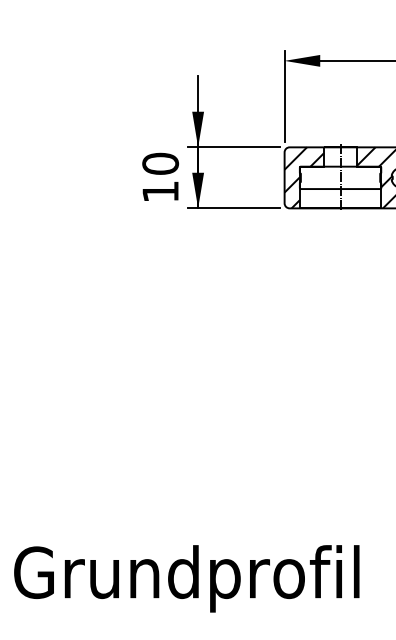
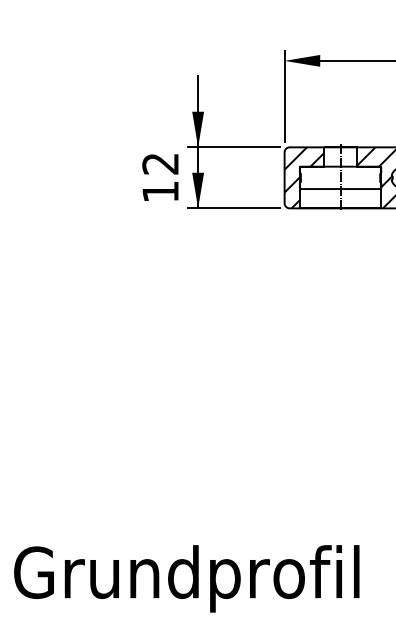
text: 10 -> 12 (160, 163)
